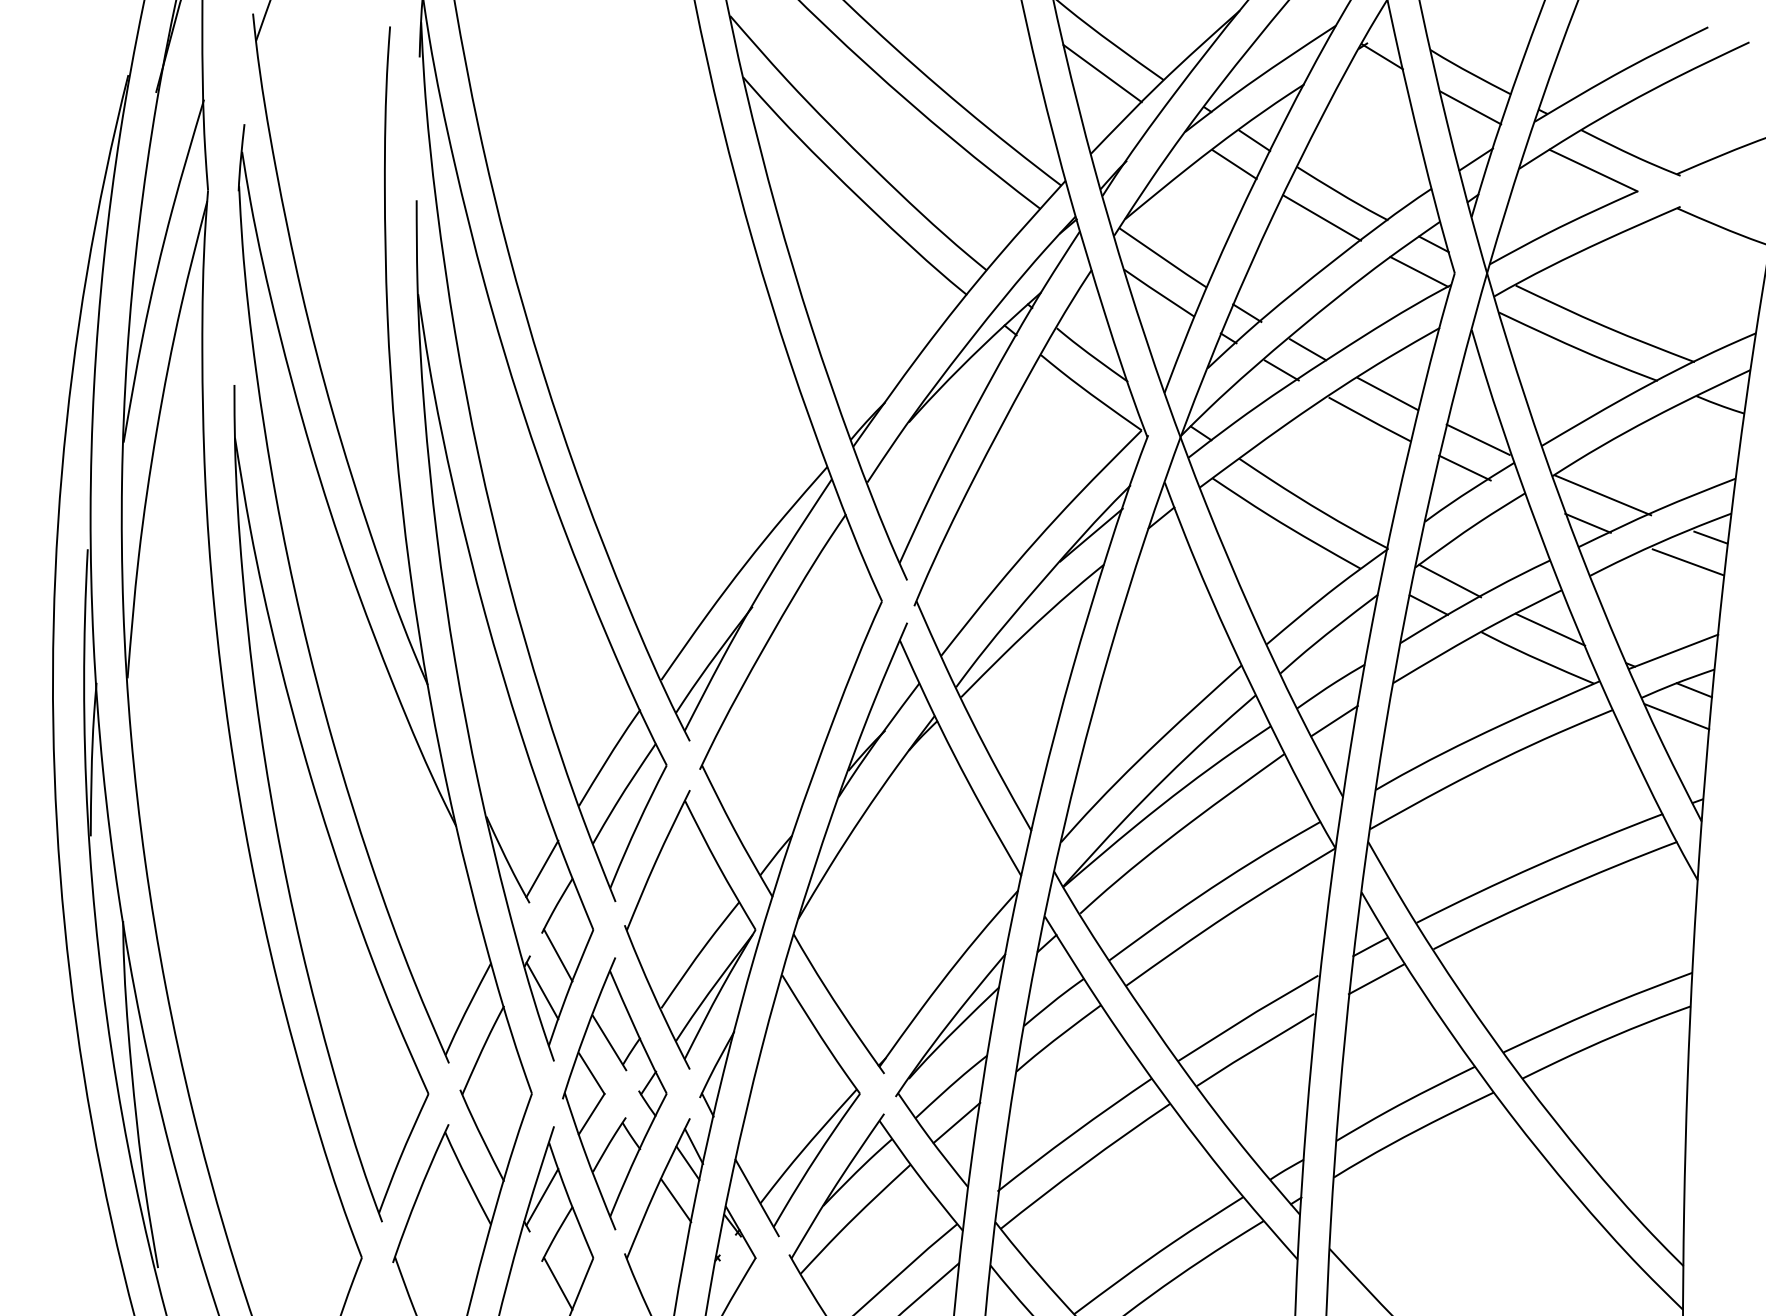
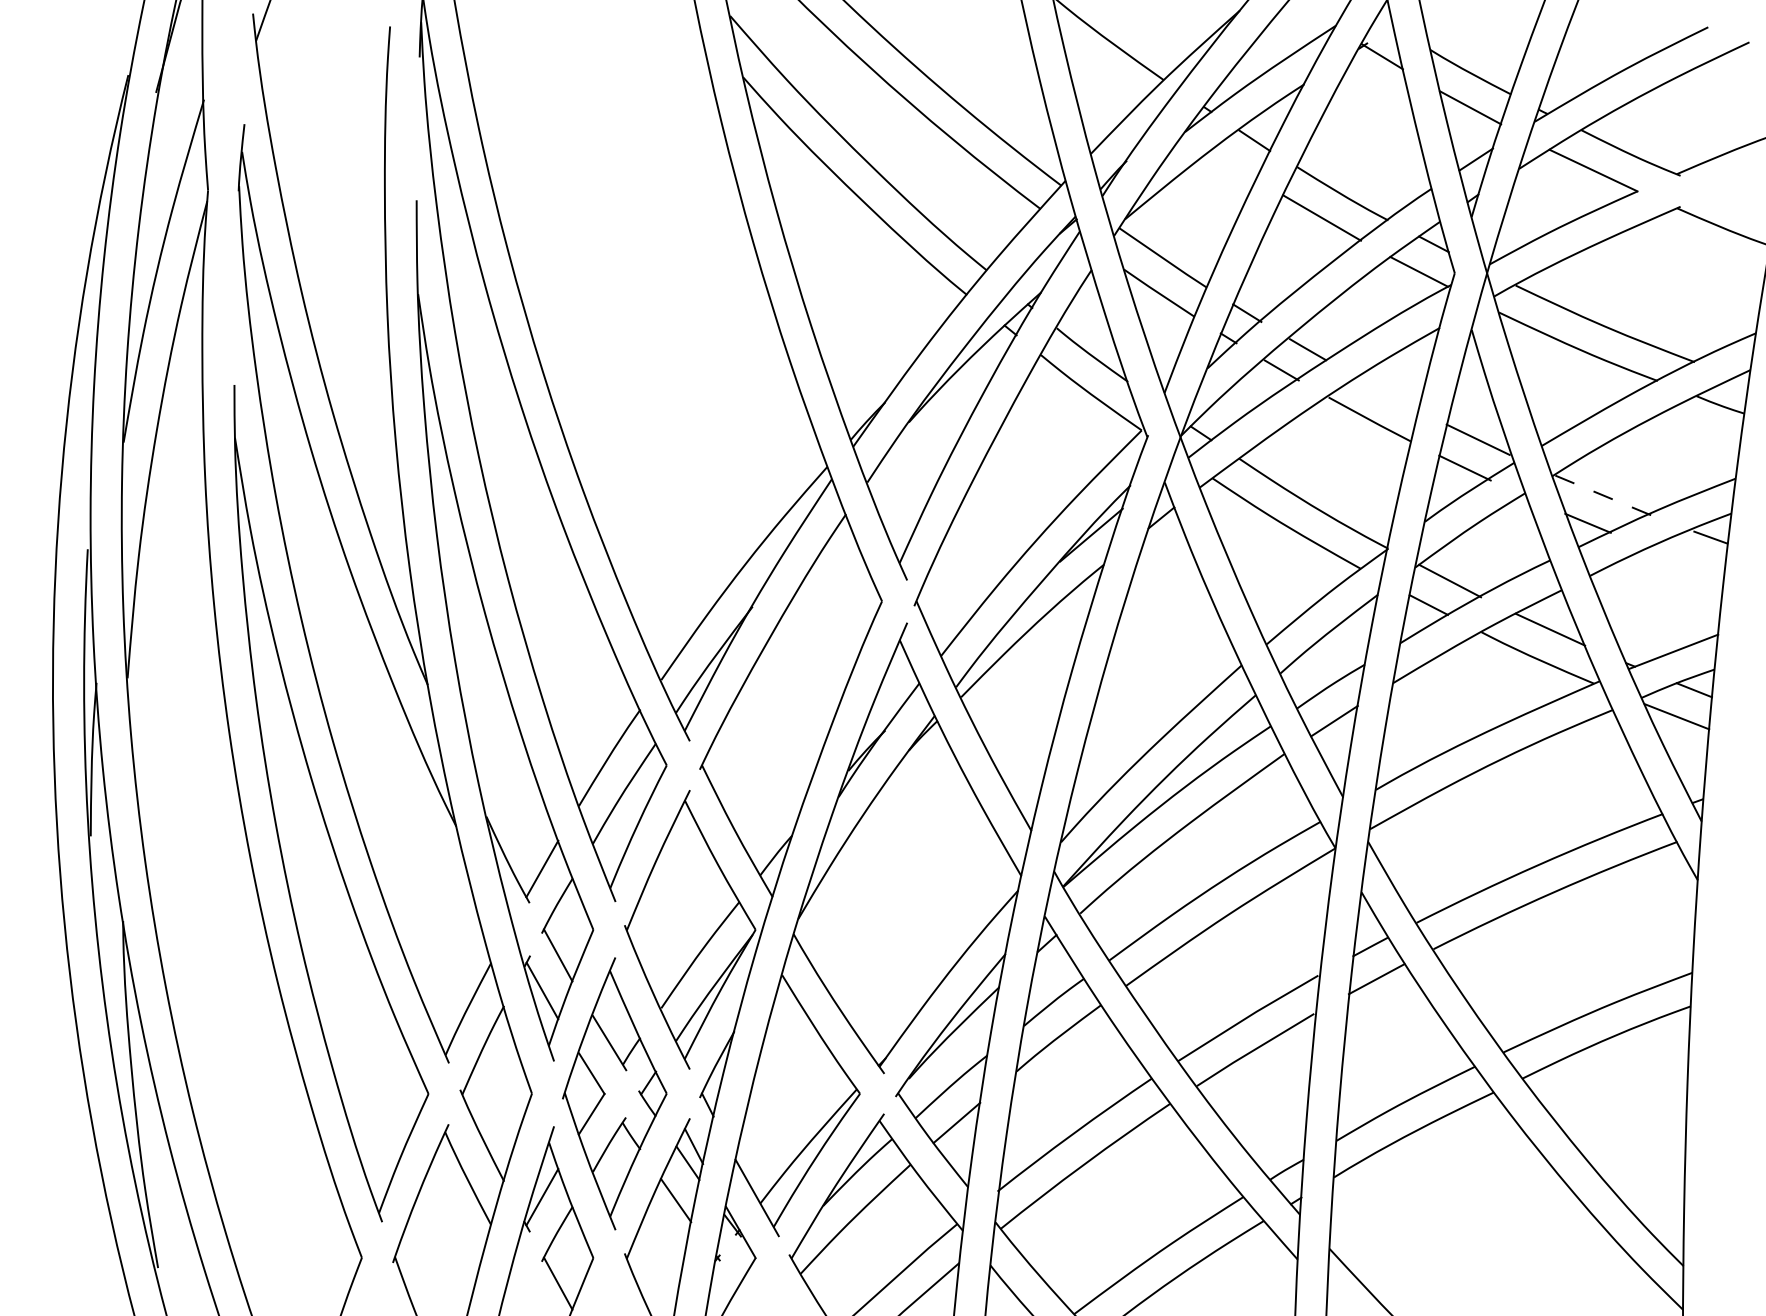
line: present -> none (1102, 73)
line: present -> none (1234, 164)
line: present -> none (1387, 393)
line: solid -> dashed (1603, 495)
line: present -> none (1687, 562)
